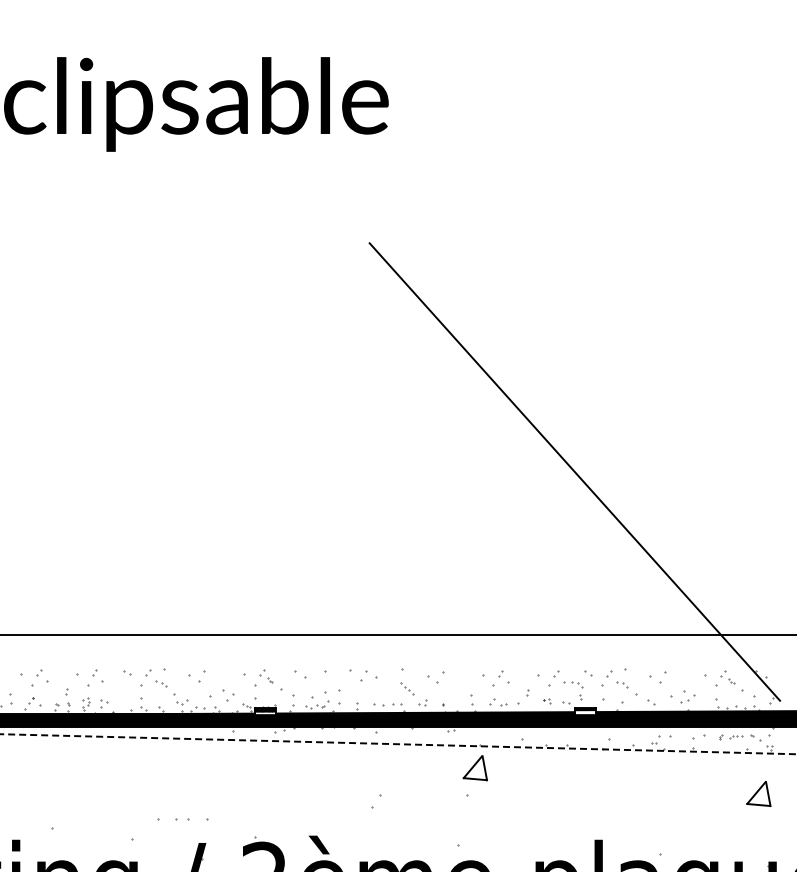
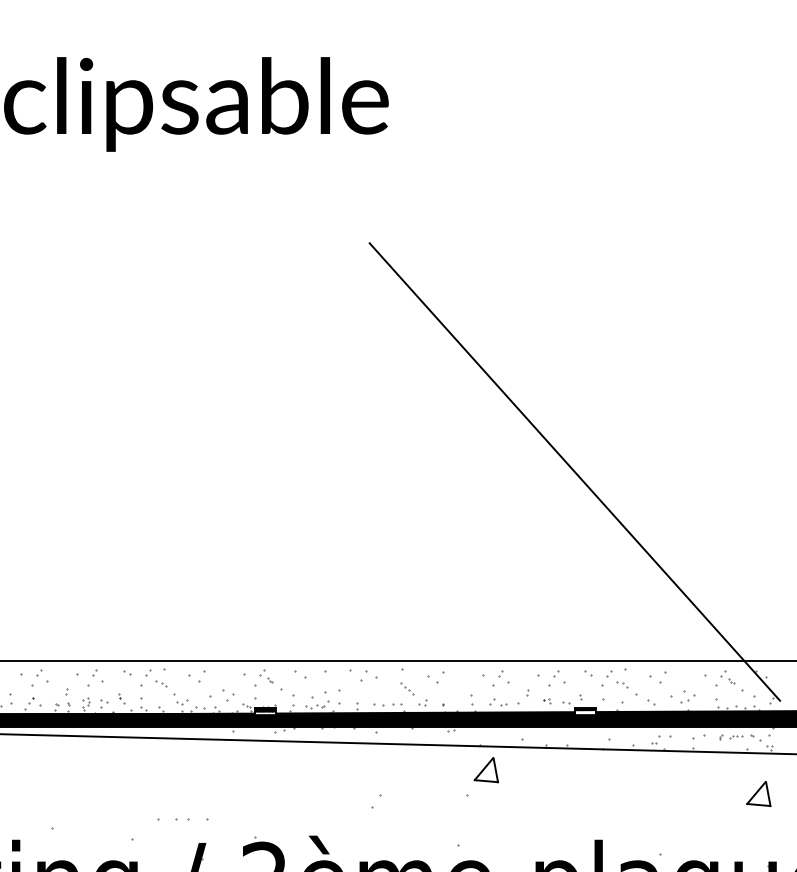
line position: (397, 634) -> (397, 660) (397, 660)
part: present -> none (577, 684)
part: none -> present (121, 698)
line: dashed -> solid (398, 744)
part position: (474, 768) -> (485, 770) (485, 770)
